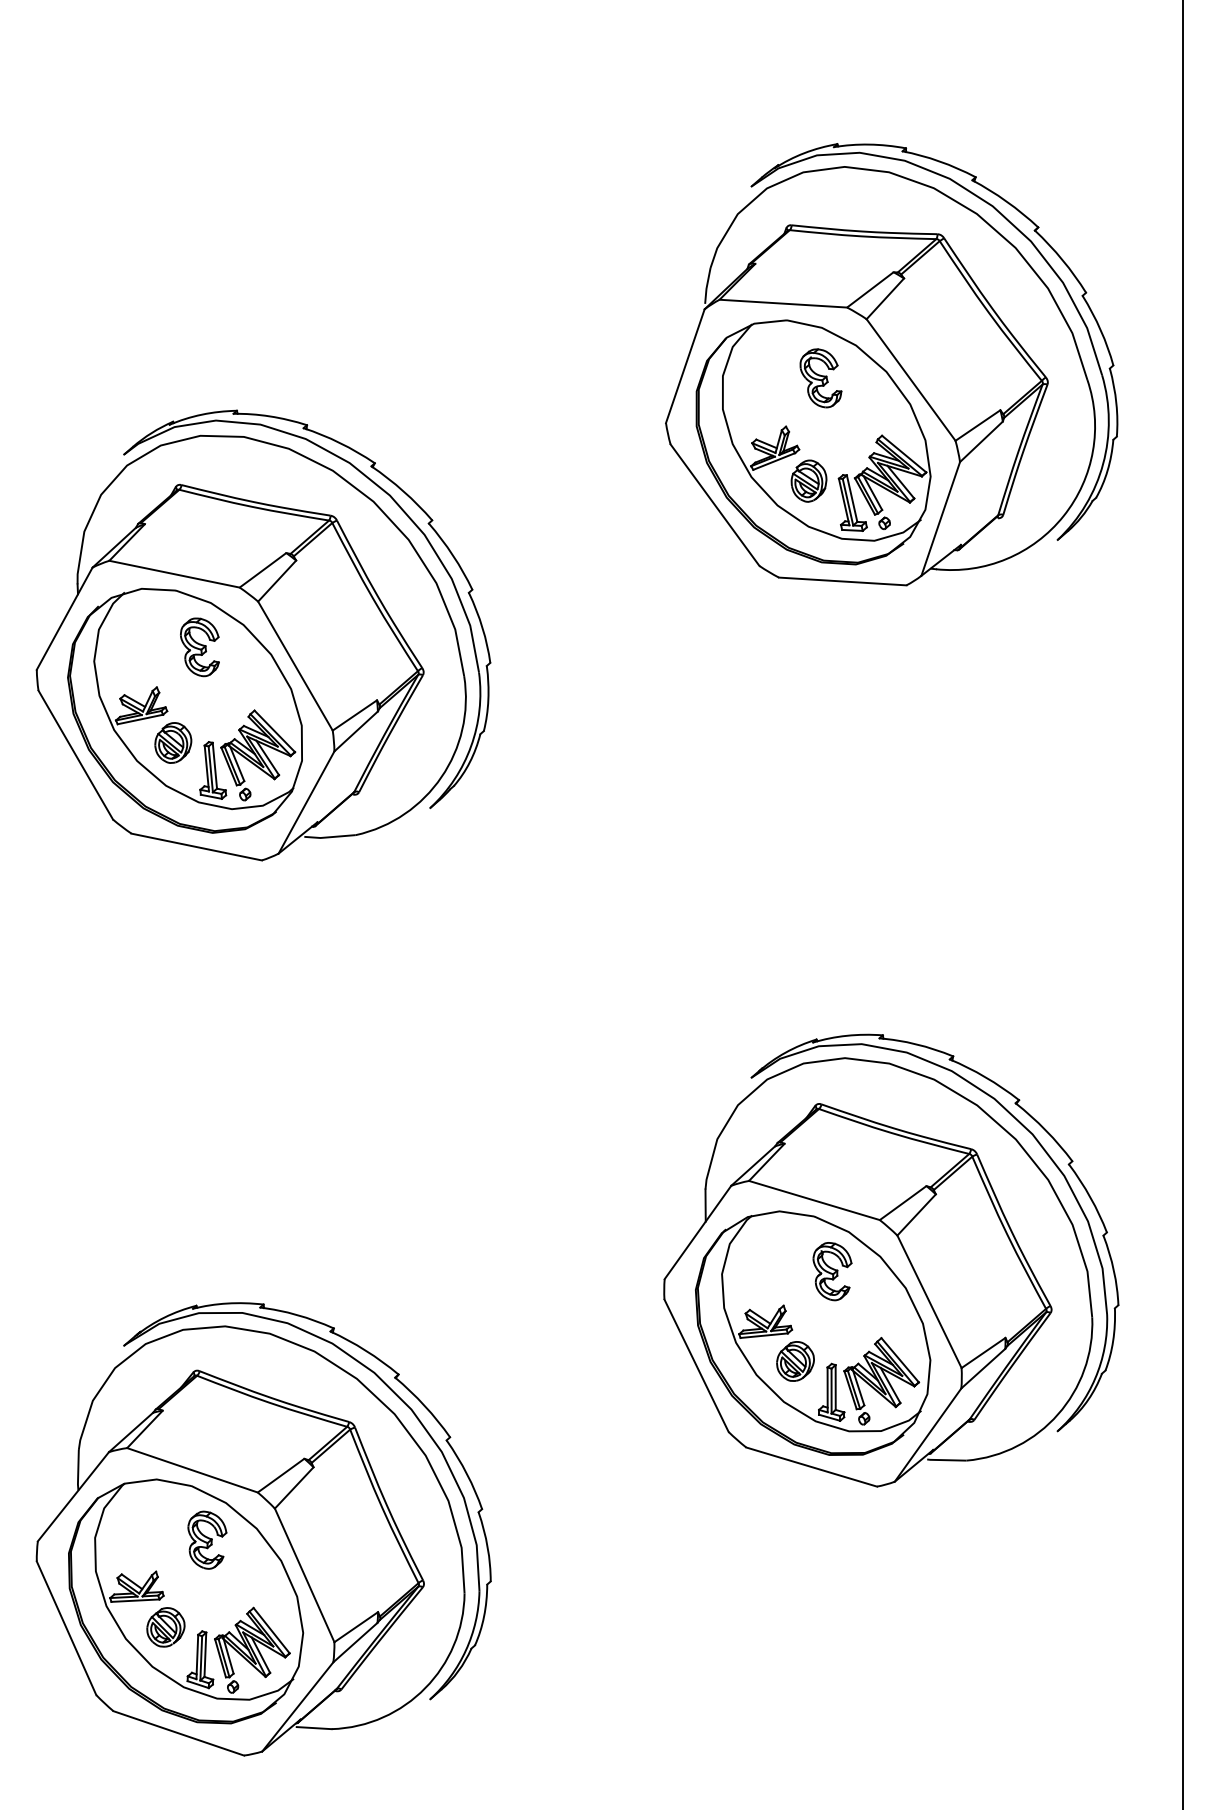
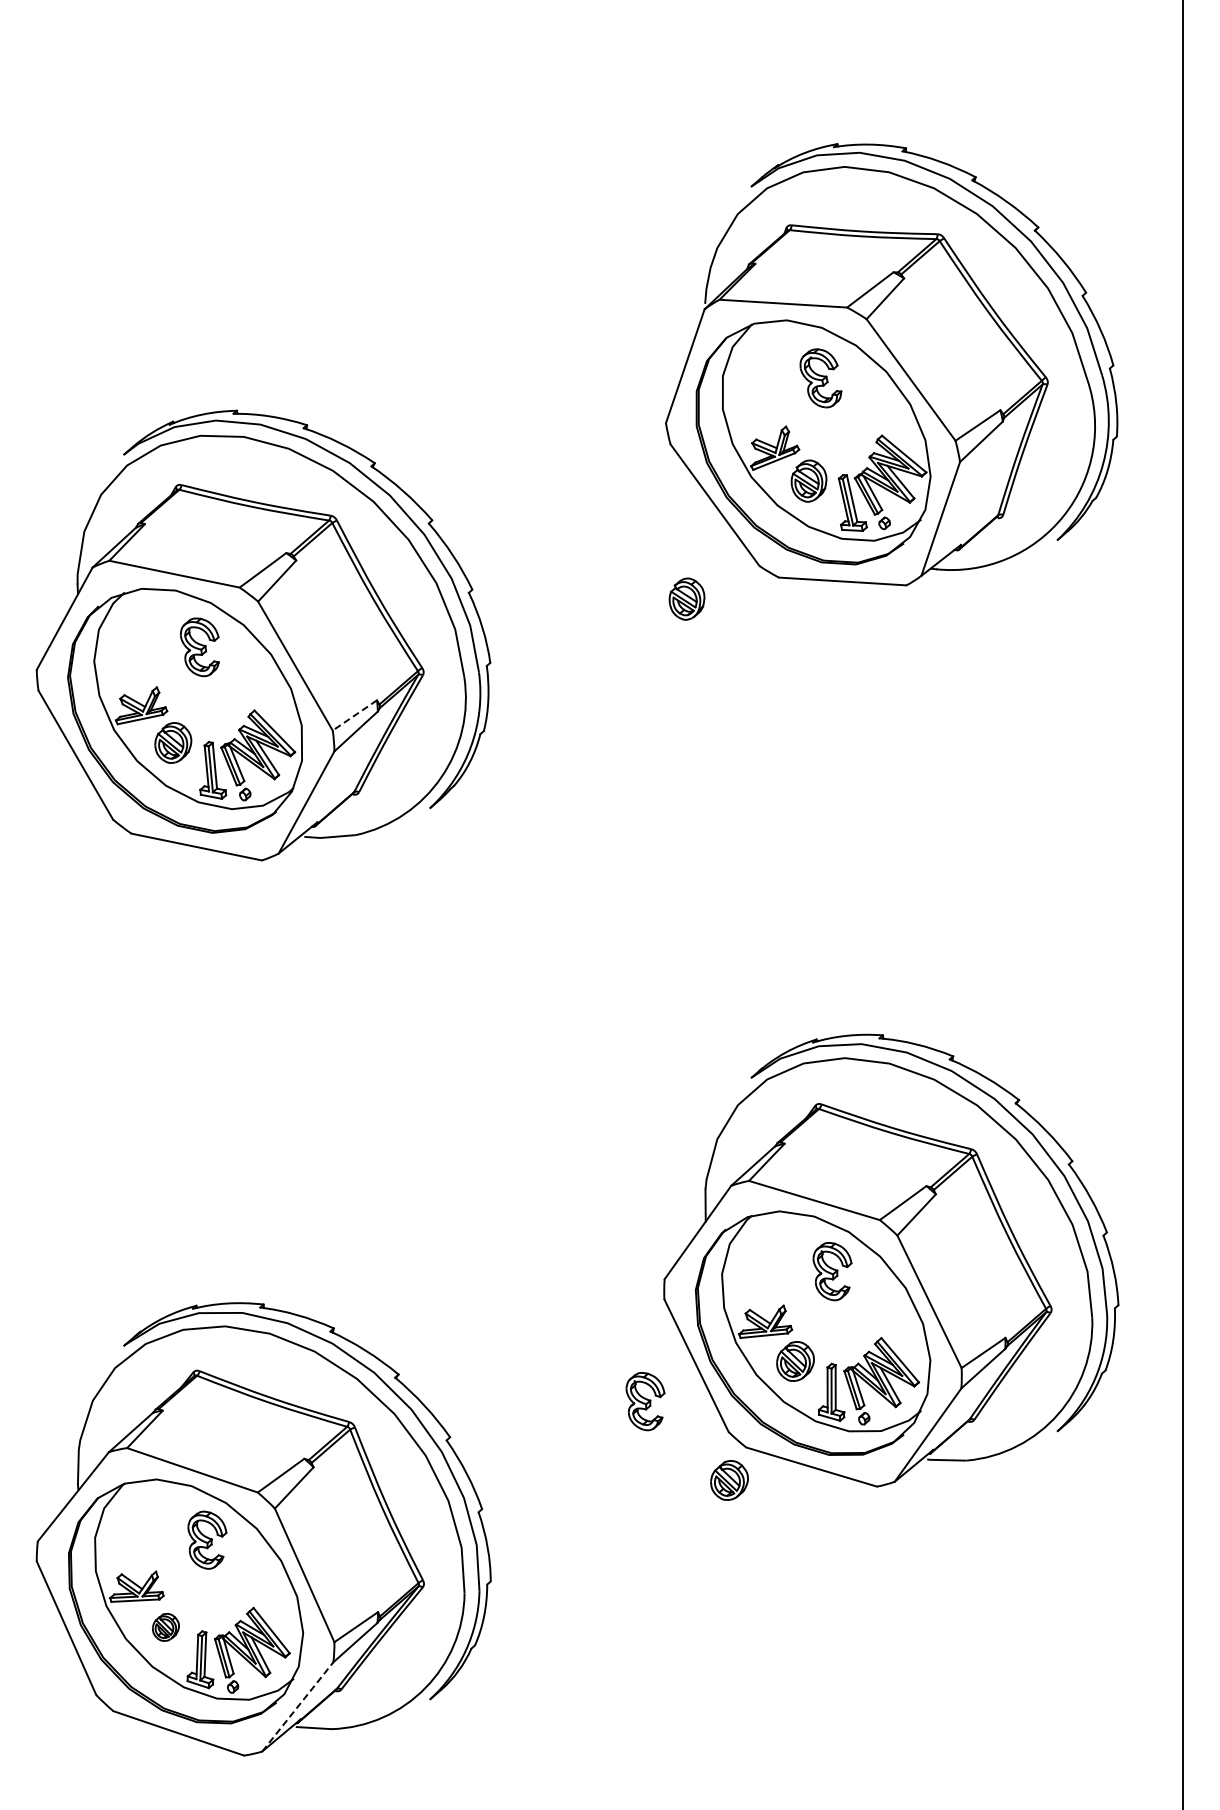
part: none -> present (686, 598)
line: solid -> dashed (354, 715)
part: none -> present (645, 1401)
part: none -> present (729, 1480)
part size: 40x41 px -> 28x29 px (165, 1627)
line: solid -> dashed (298, 1706)
